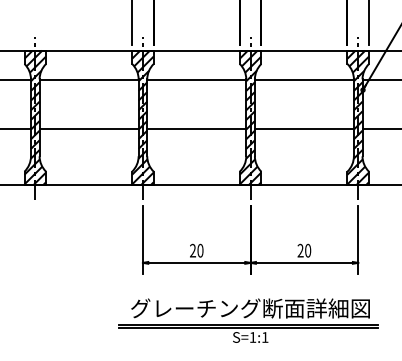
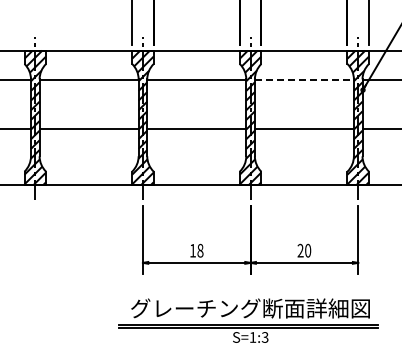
line: solid -> dashed (304, 80)
text: 20 -> 18 (196, 250)
text: S=1:1 -> S=1:3 (264, 337)
